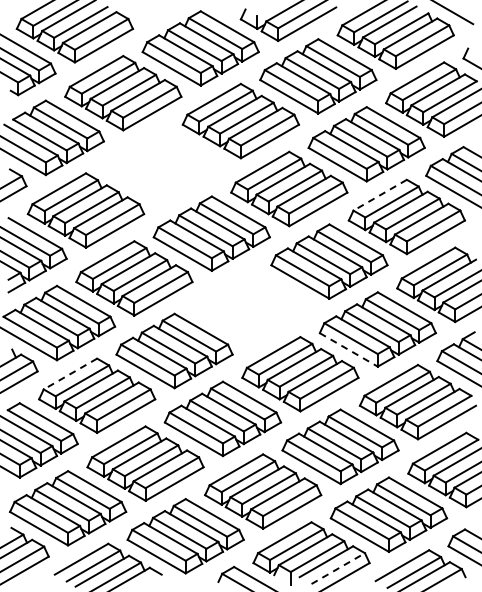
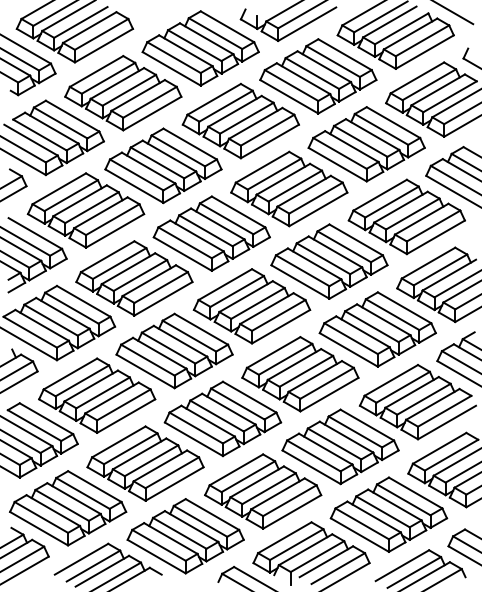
part: none -> present (163, 165)
line: dashed -> solid (380, 195)
part: none -> present (251, 306)
line: dashed -> solid (349, 350)
line: dashed -> solid (70, 374)
line: dashed -> solid (338, 568)
